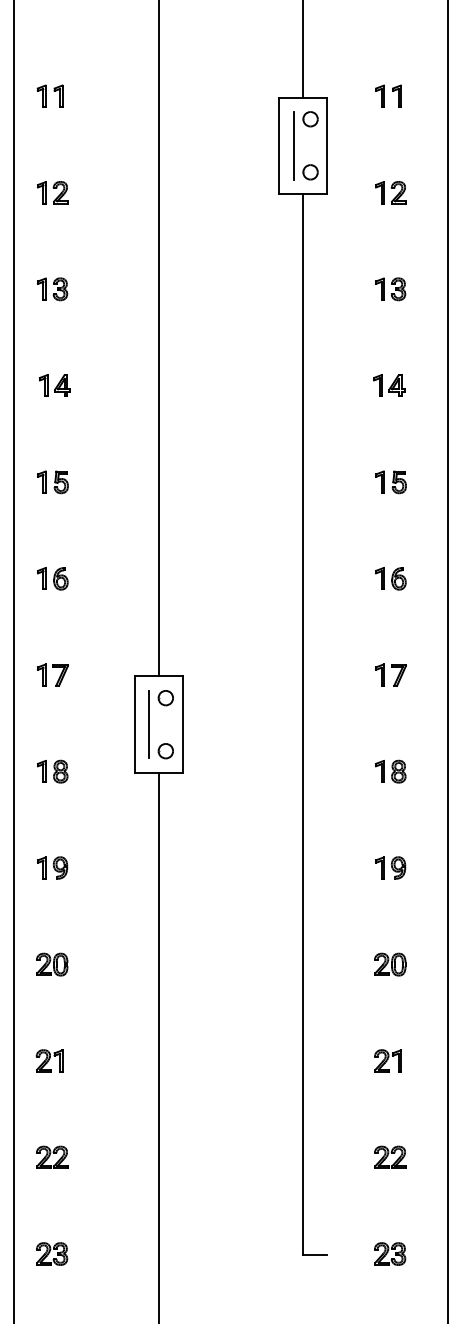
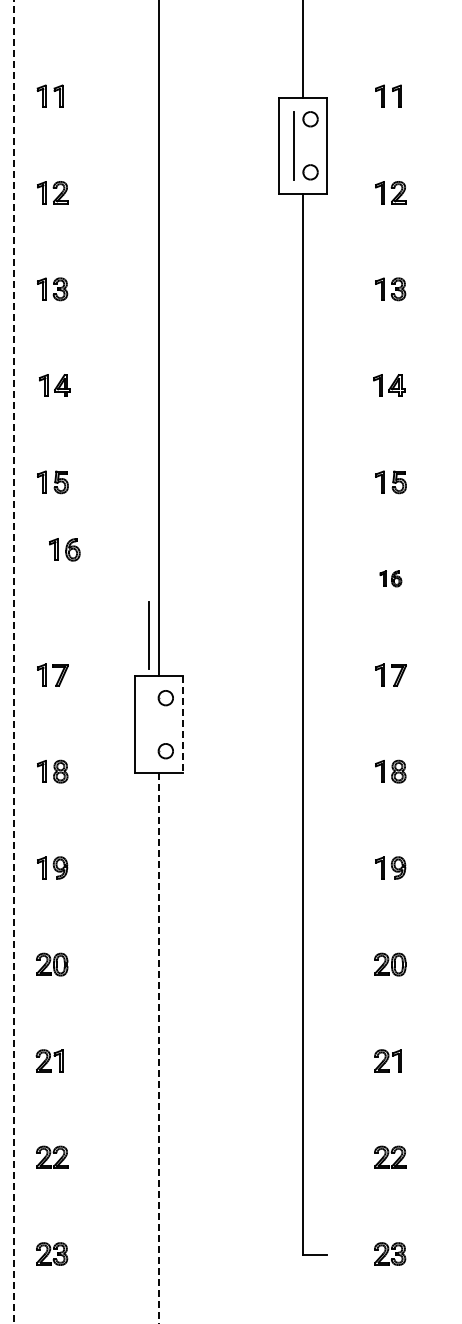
part position: (52, 578) -> (64, 549) (64, 549)
part size: 32x24 px -> 24x18 px (390, 578)
line: solid -> dashed (13, 661)
line: present -> none (448, 661)
line position: (148, 724) -> (148, 635) (148, 635)
line: solid -> dashed (182, 725)
line: solid -> dashed (158, 1048)
